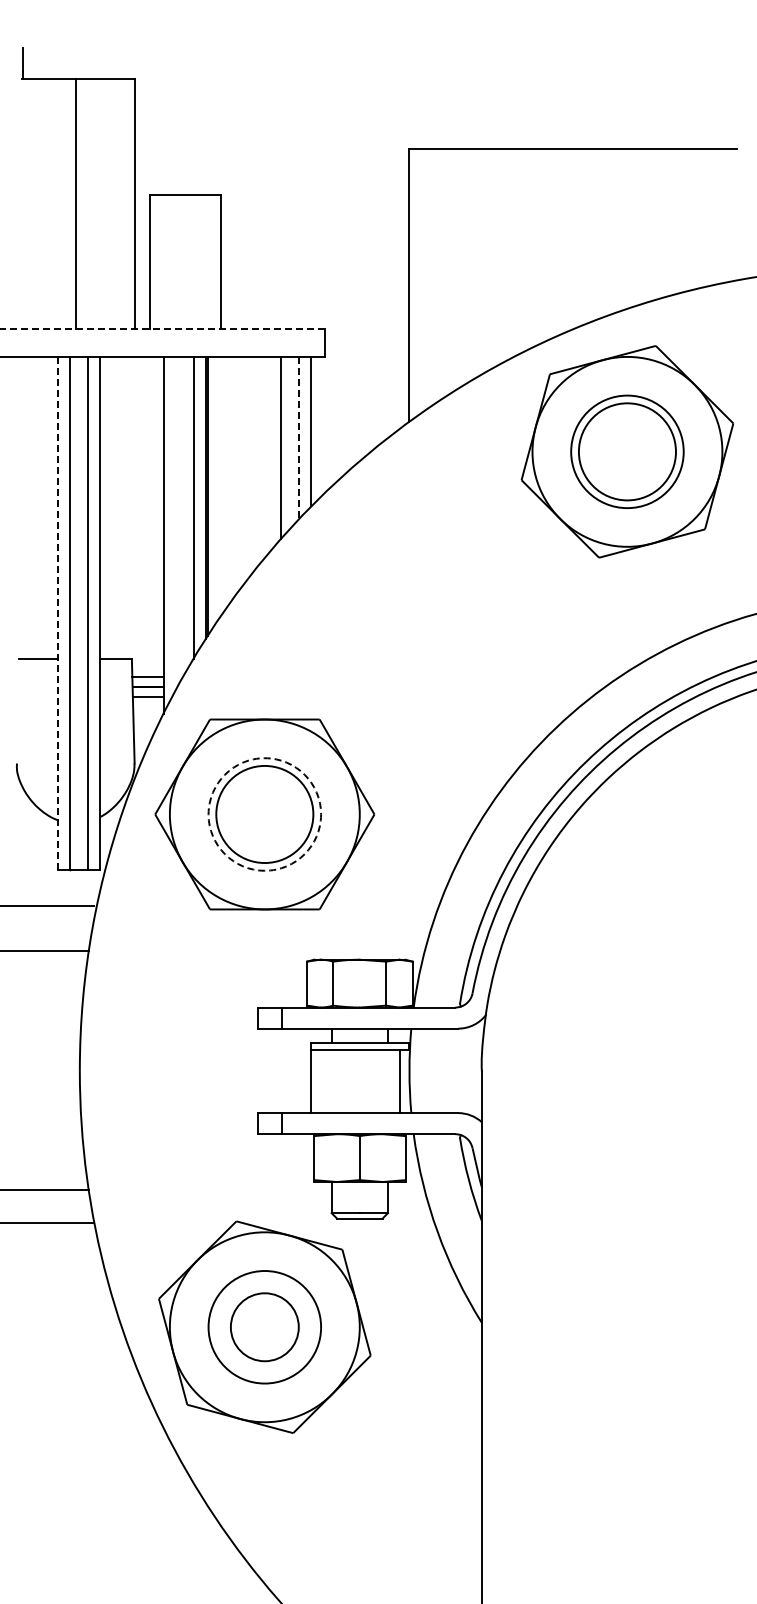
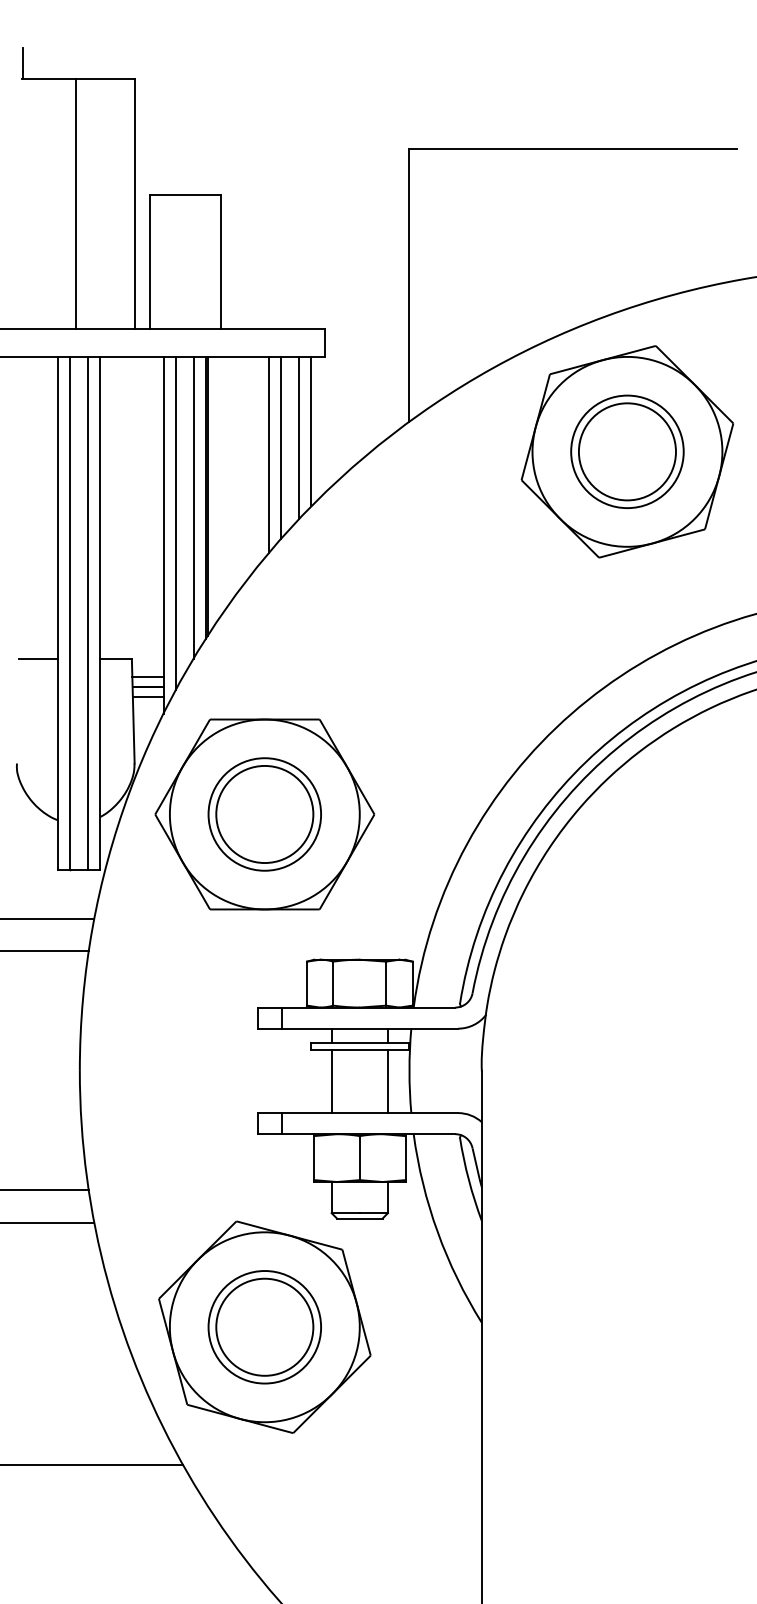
line: dashed -> solid (162, 328)
line: dashed -> solid (299, 438)
line: none -> present (269, 454)
line: none -> present (175, 522)
line: dashed -> solid (58, 613)
circle: dashed -> solid (264, 814)
line position: (48, 906) -> (48, 919) (48, 919)
line position: (310, 1081) -> (331, 1081) (331, 1081)
line position: (399, 1081) -> (387, 1081) (387, 1081)
circle diameter: 68 px -> 97 px (264, 1326)
line: none -> present (92, 1464)
